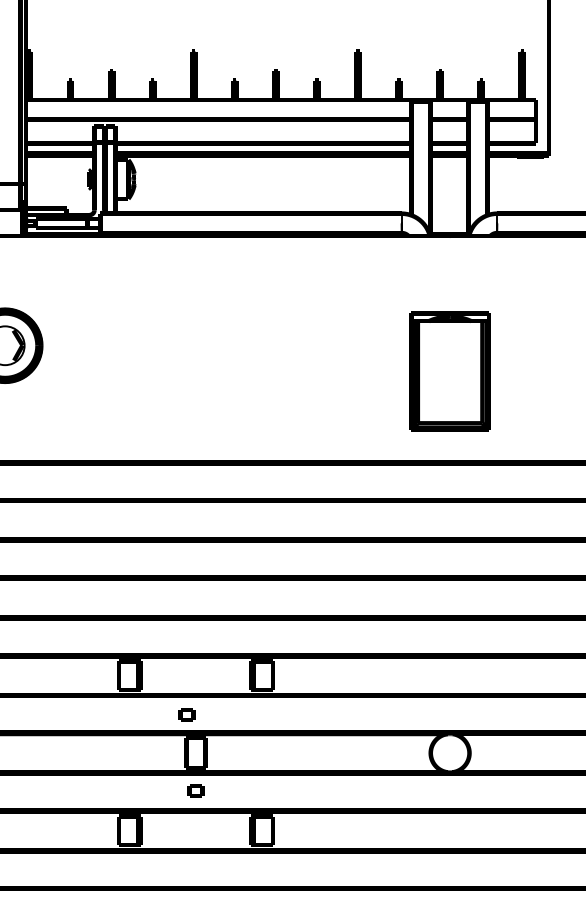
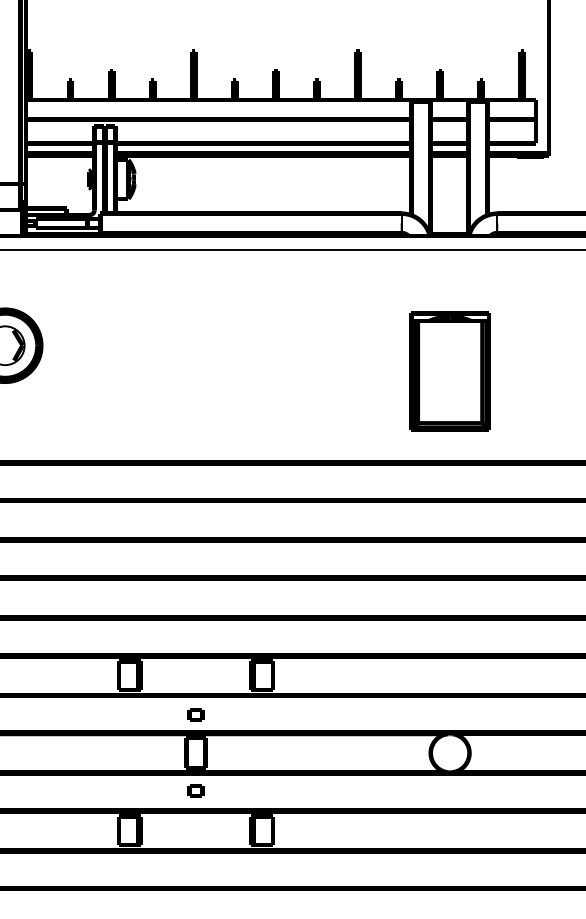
line: none -> present (292, 250)
part position: (186, 714) -> (195, 714) (195, 714)
